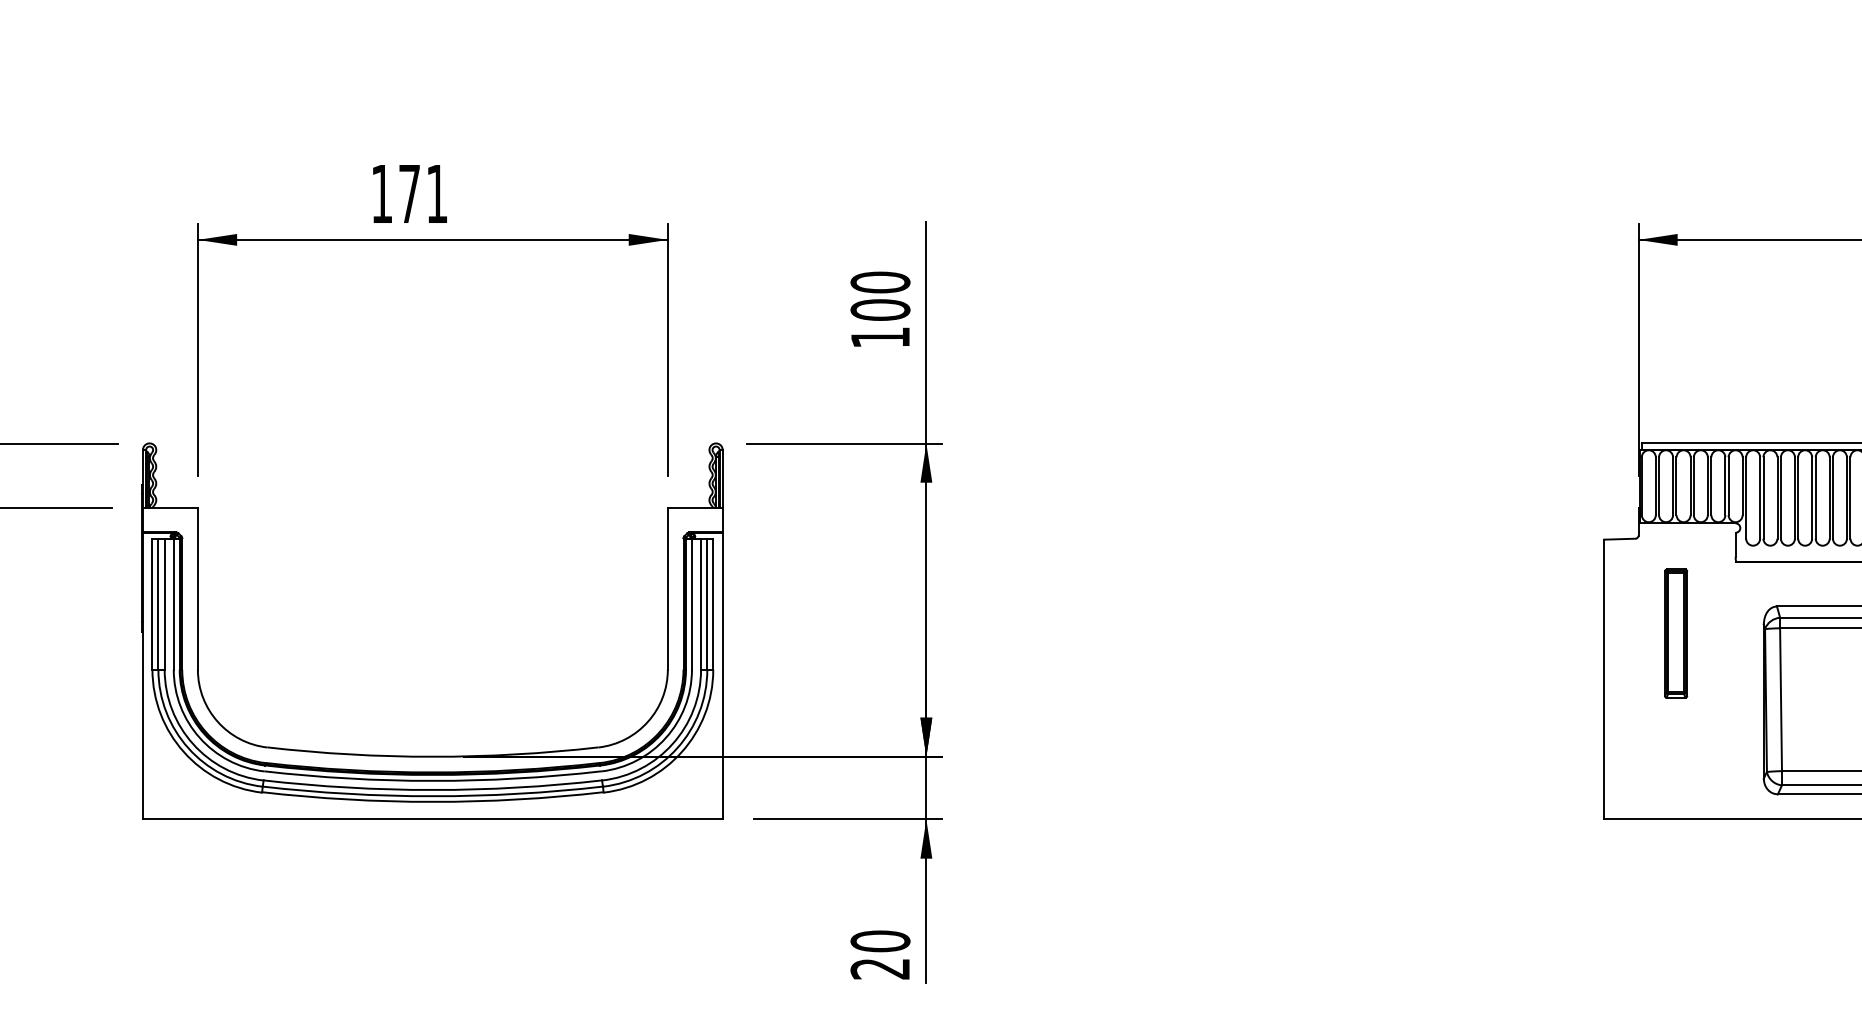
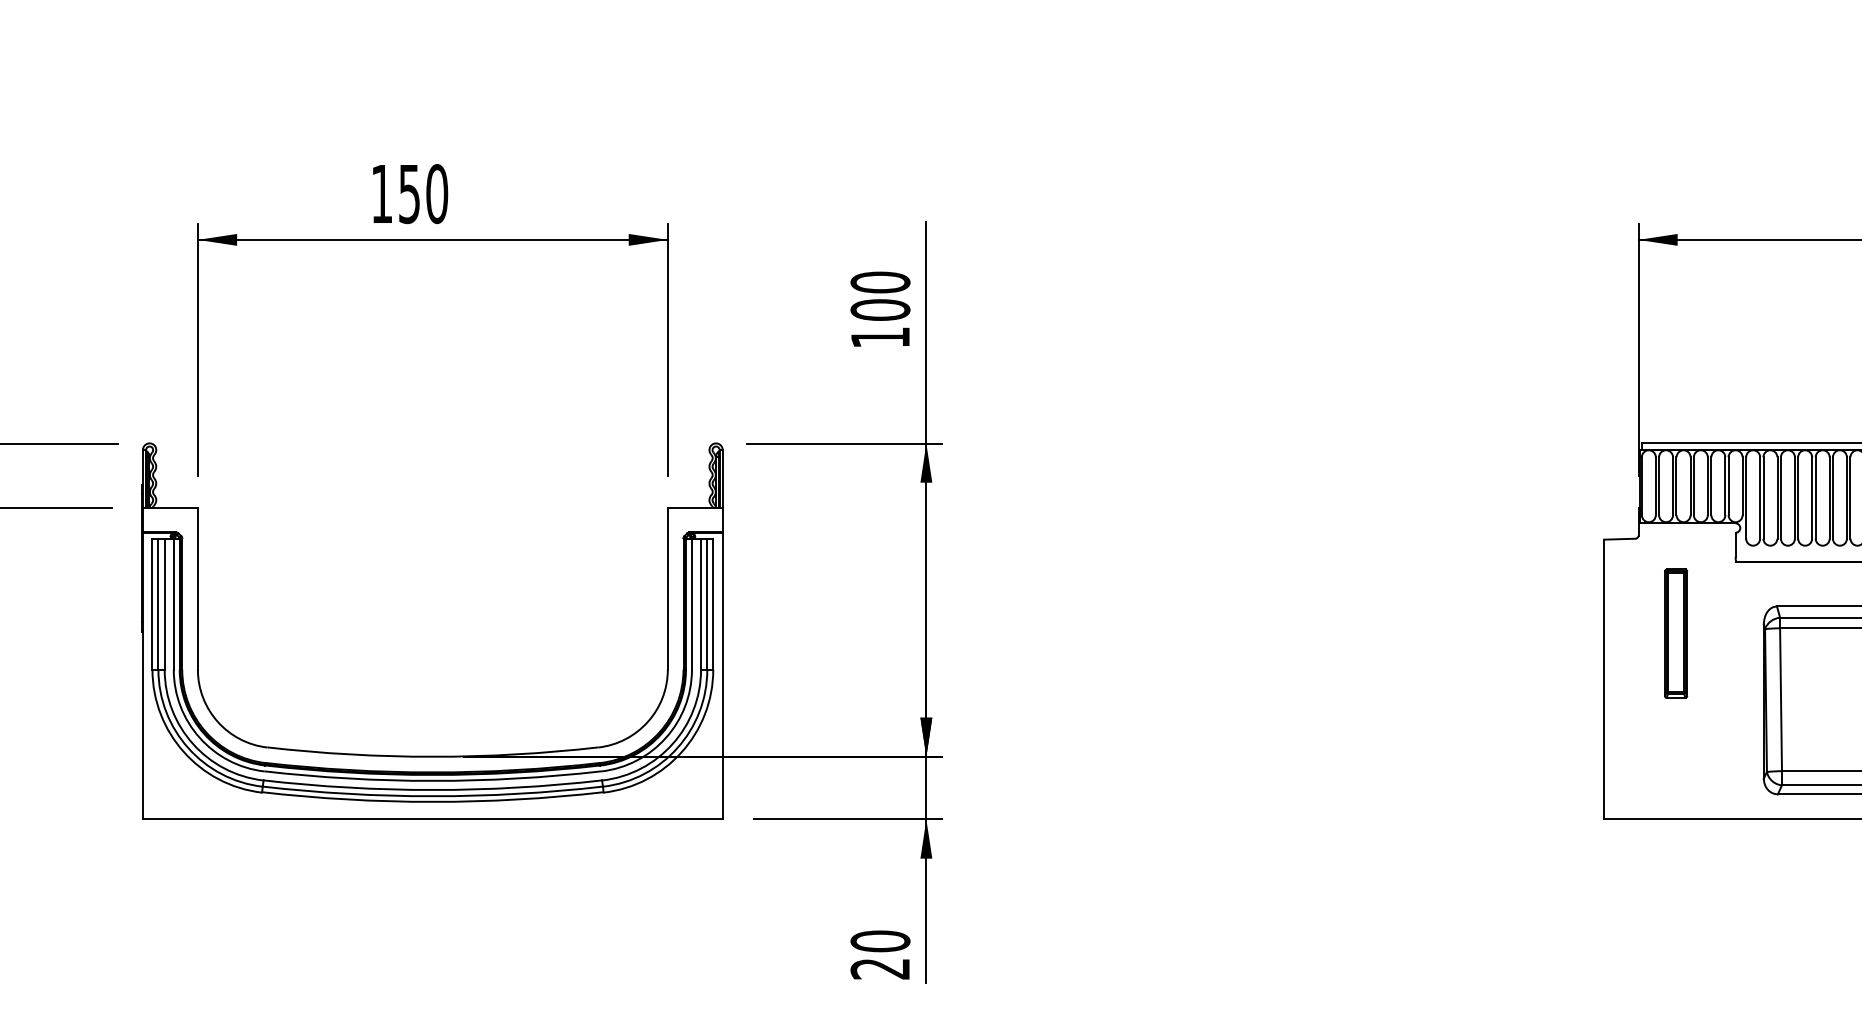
text: 171 -> 150 (423, 194)
